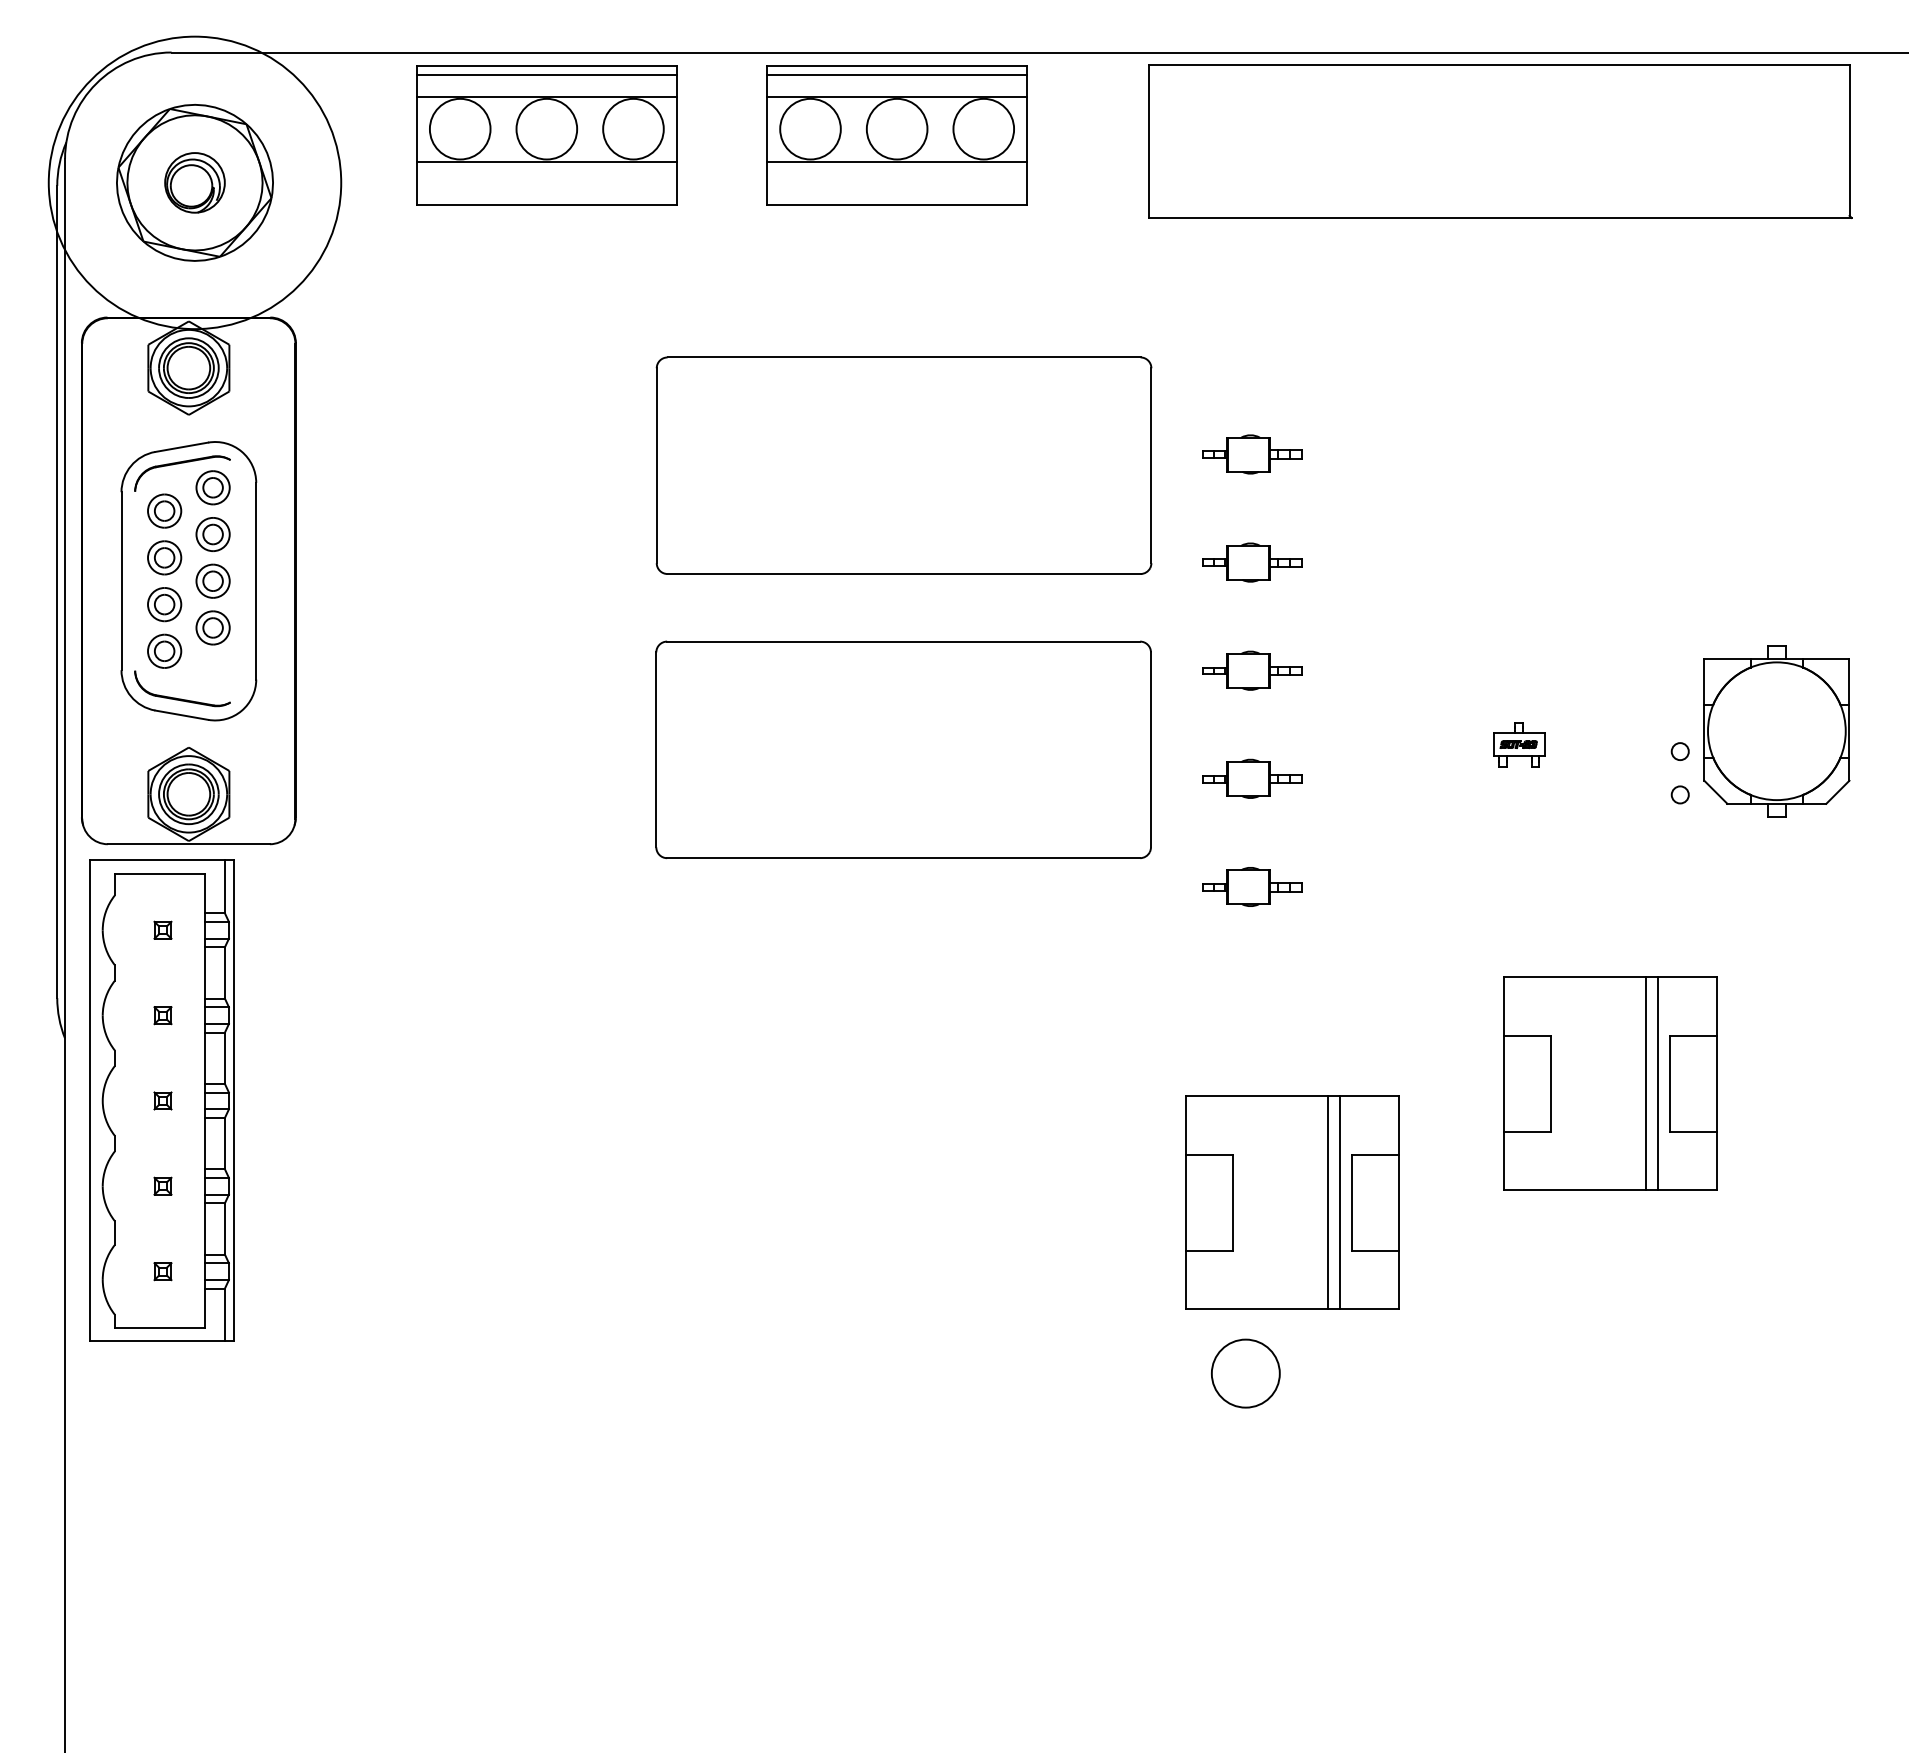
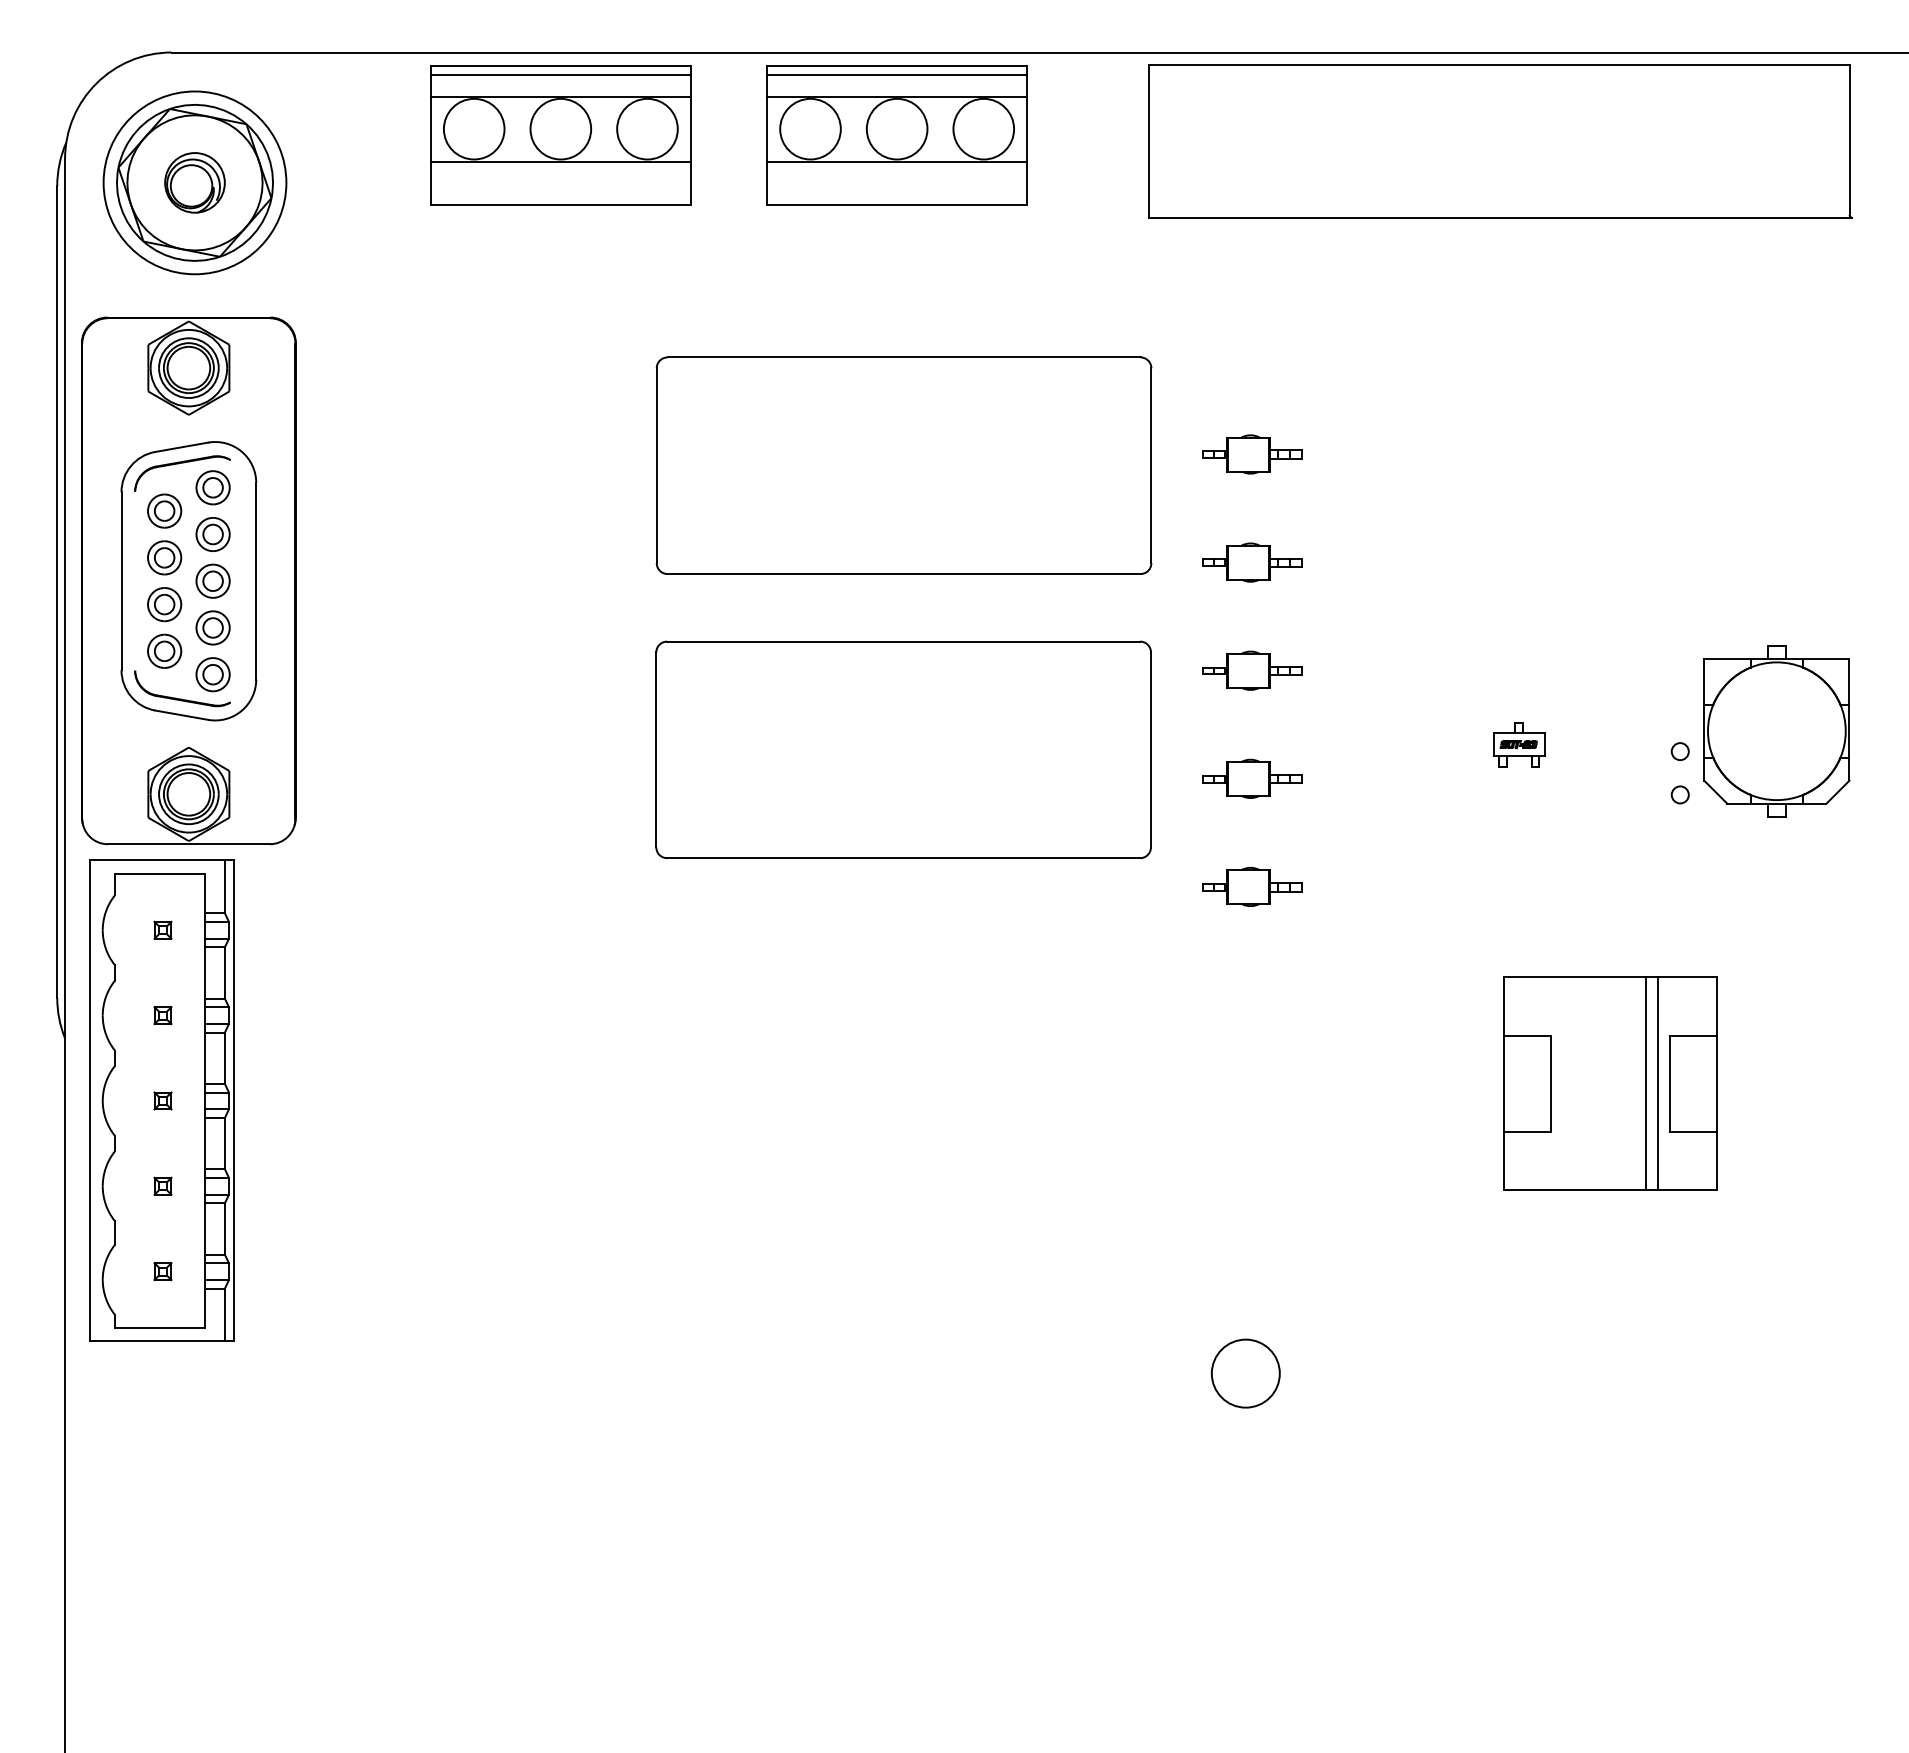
part position: (546, 135) -> (560, 135) (560, 135)
circle diameter: 292 px -> 183 px (194, 182)
part: none -> present (212, 674)
part: present -> none (1292, 1202)
